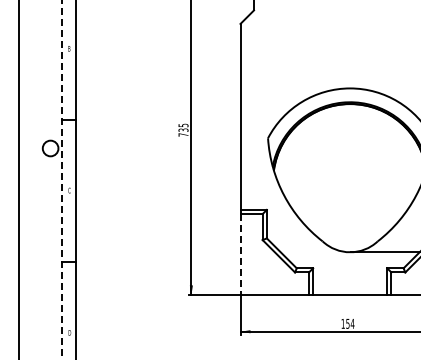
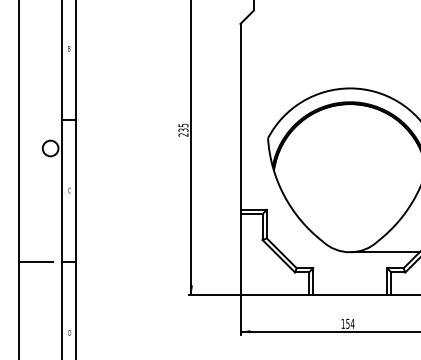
text: 735 -> 235 (183, 134)
line: dashed -> solid (62, 180)
line: dashed -> solid (240, 254)
line: none -> present (36, 262)
